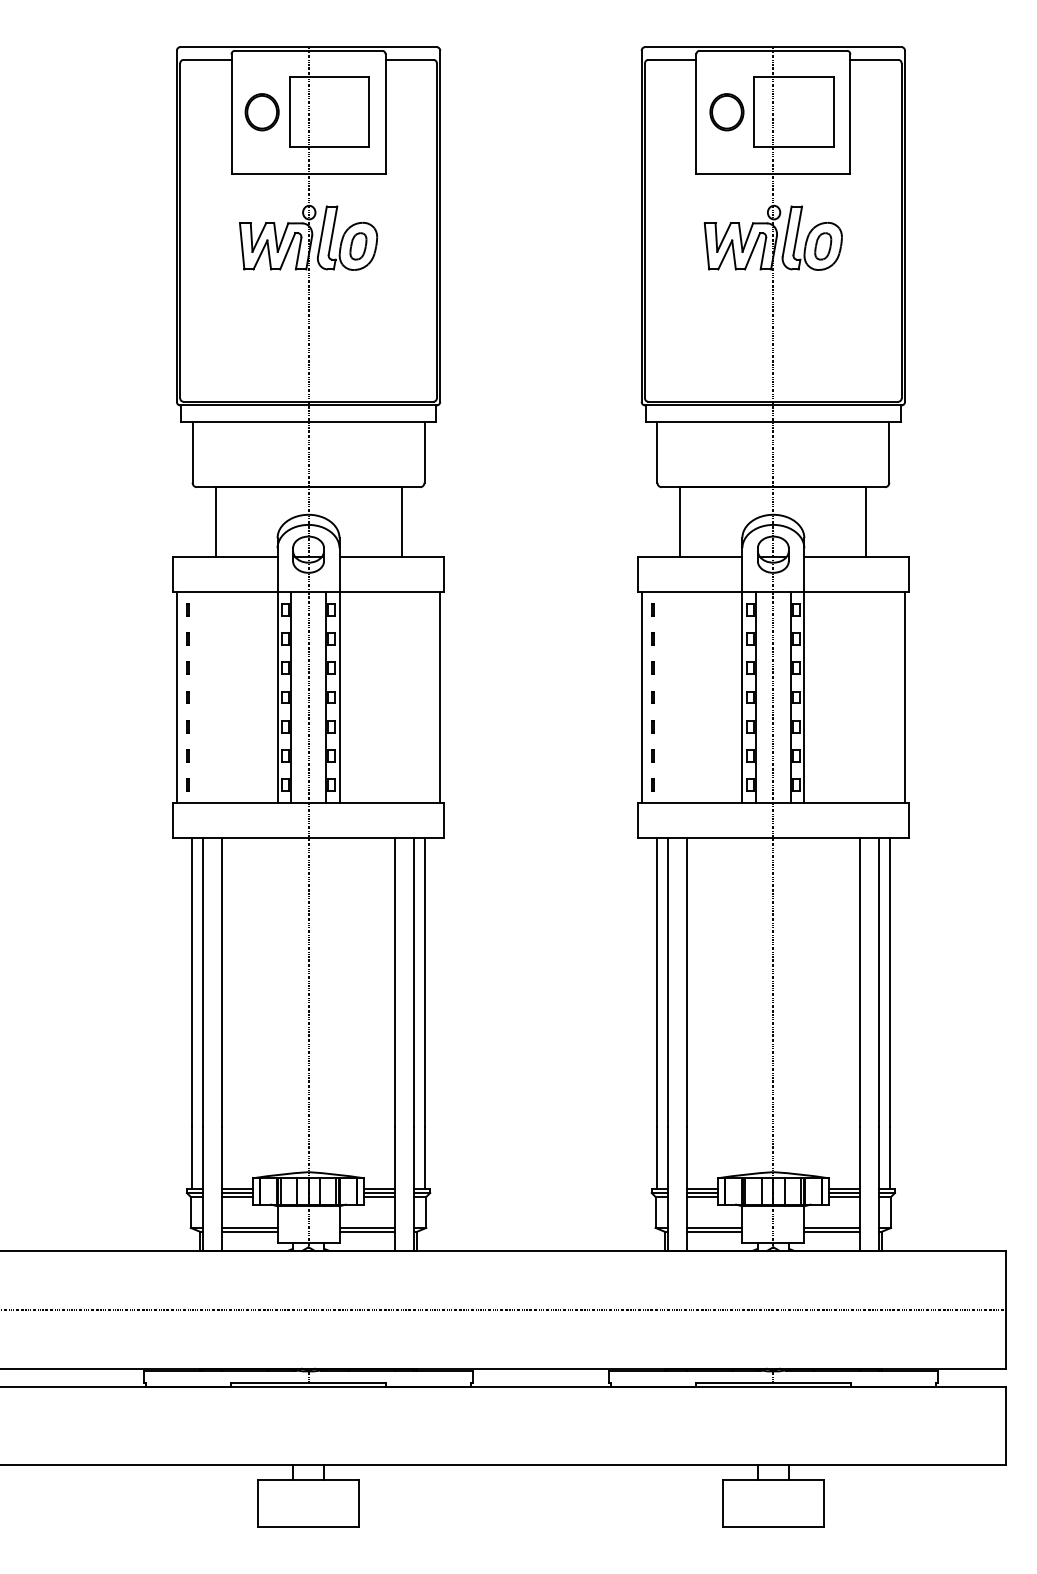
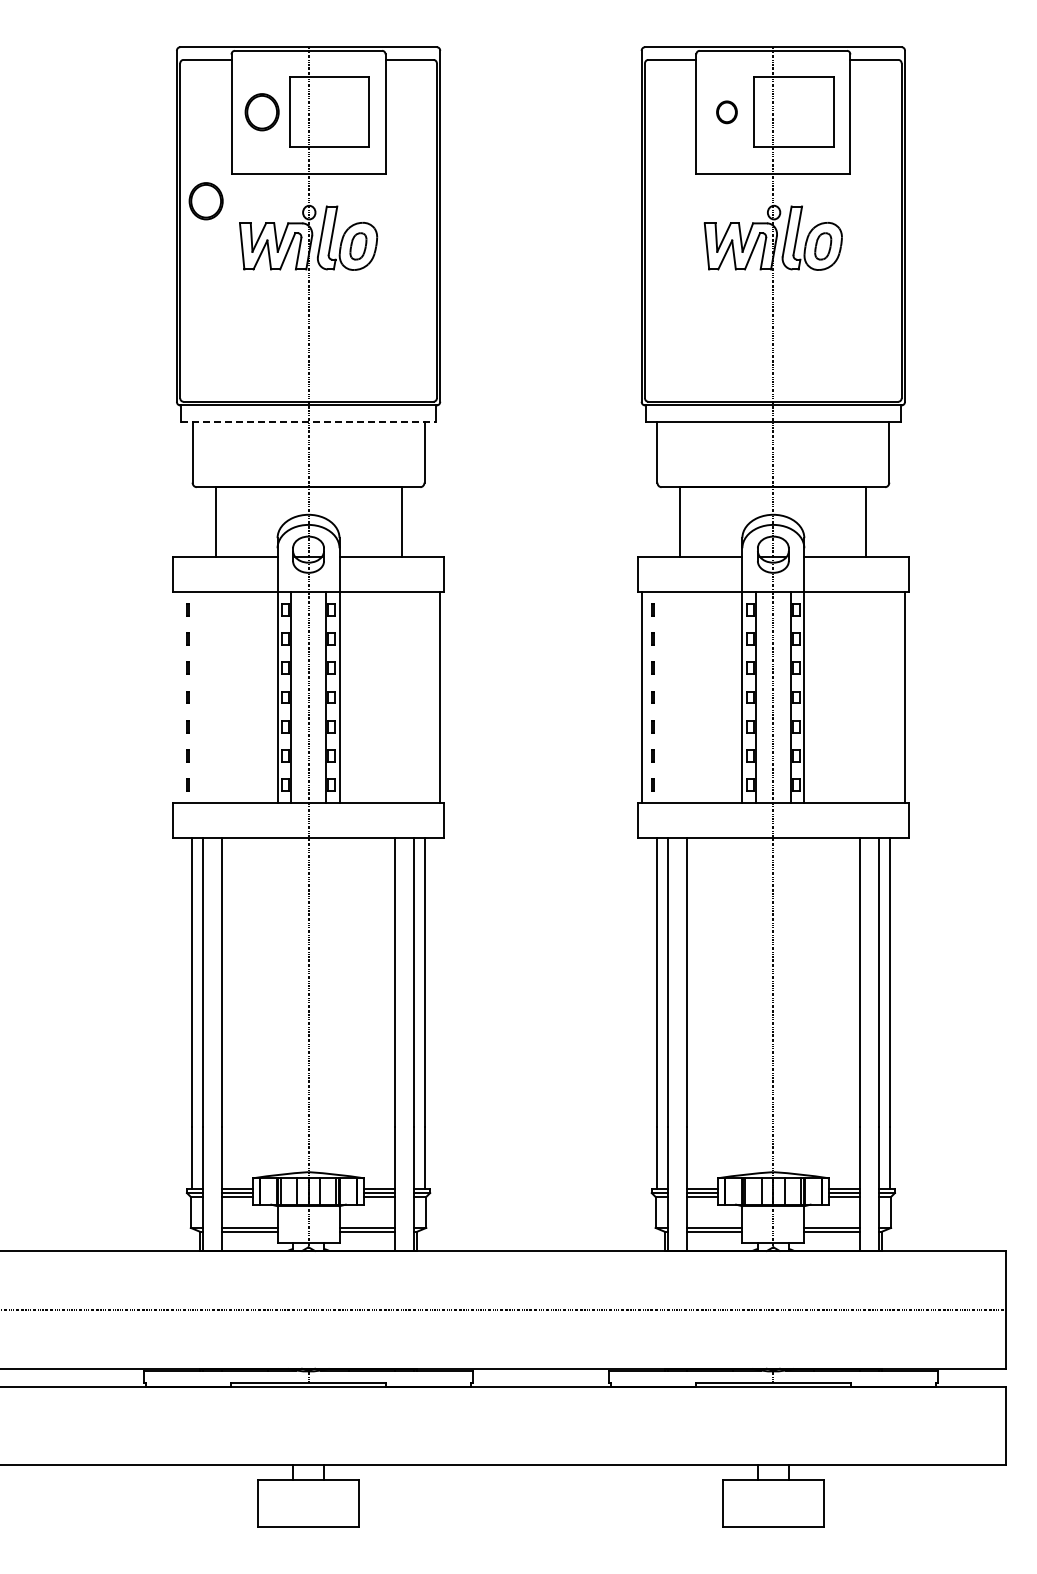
part size: 36x39 px -> 22x25 px (726, 112)
part: none -> present (205, 201)
line: solid -> dashed (308, 421)
line: present -> none (176, 697)
